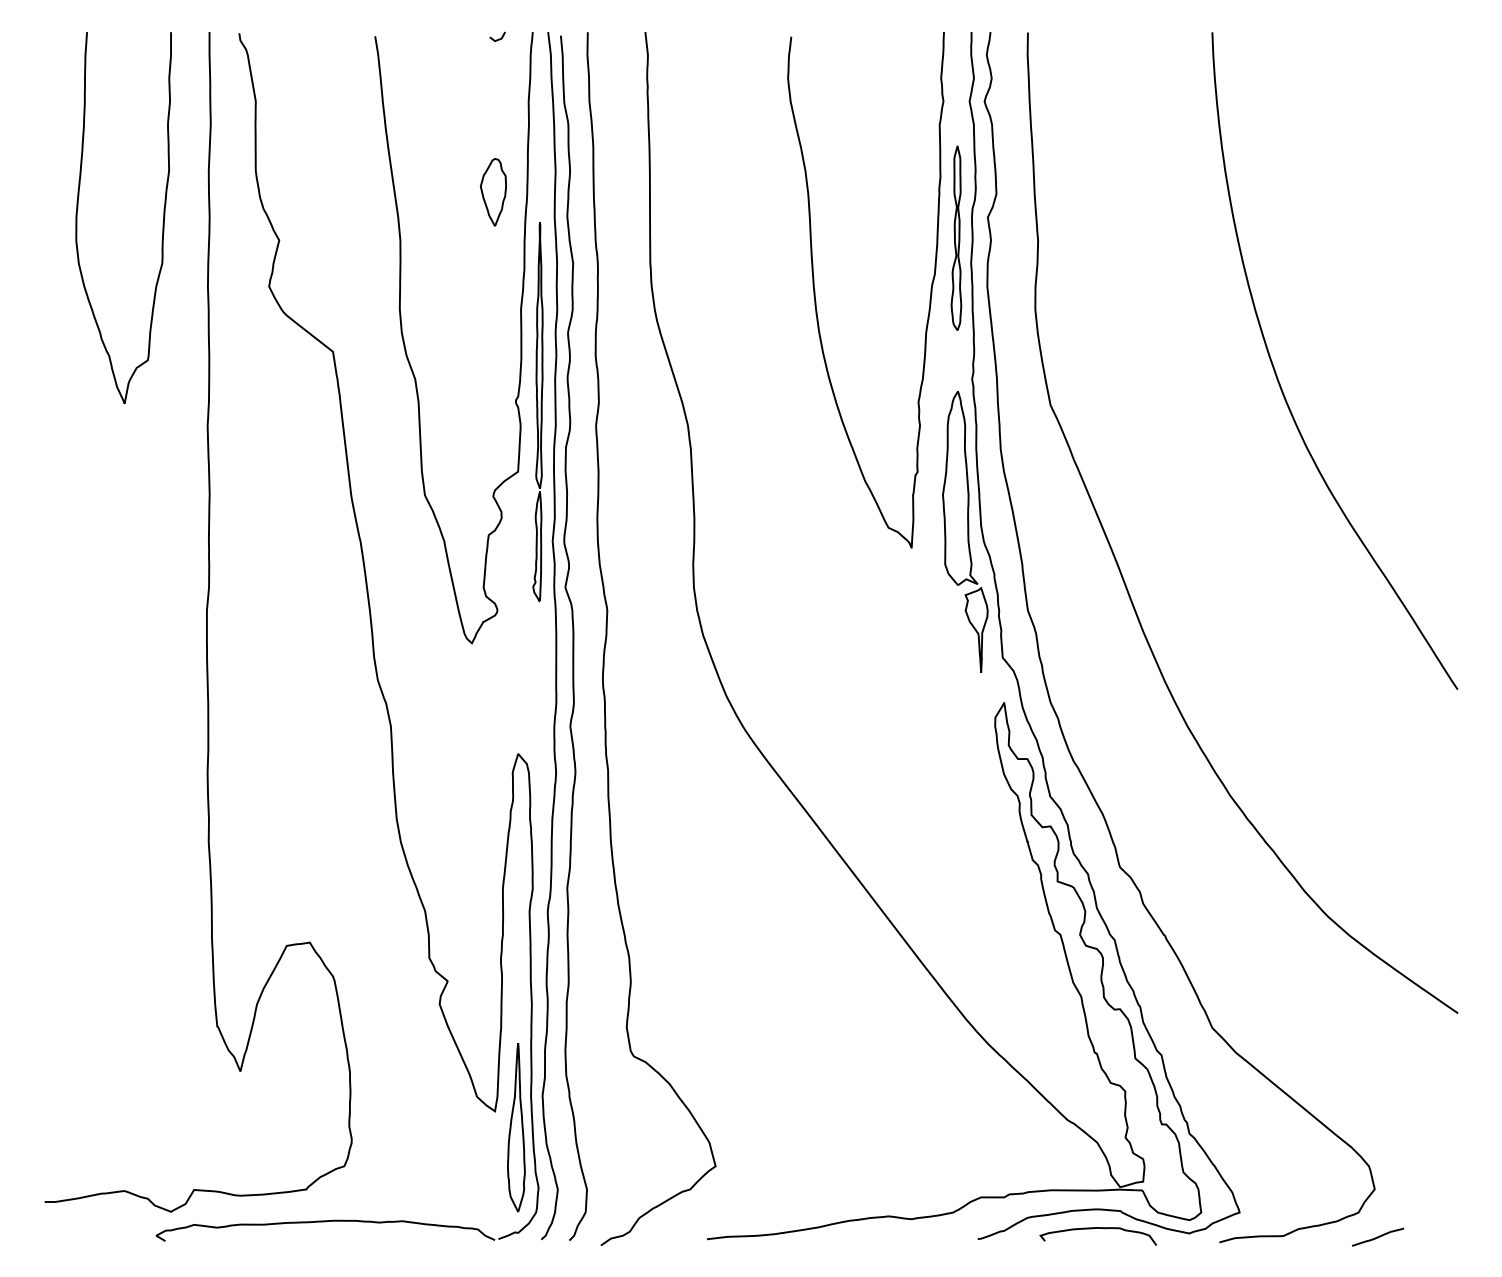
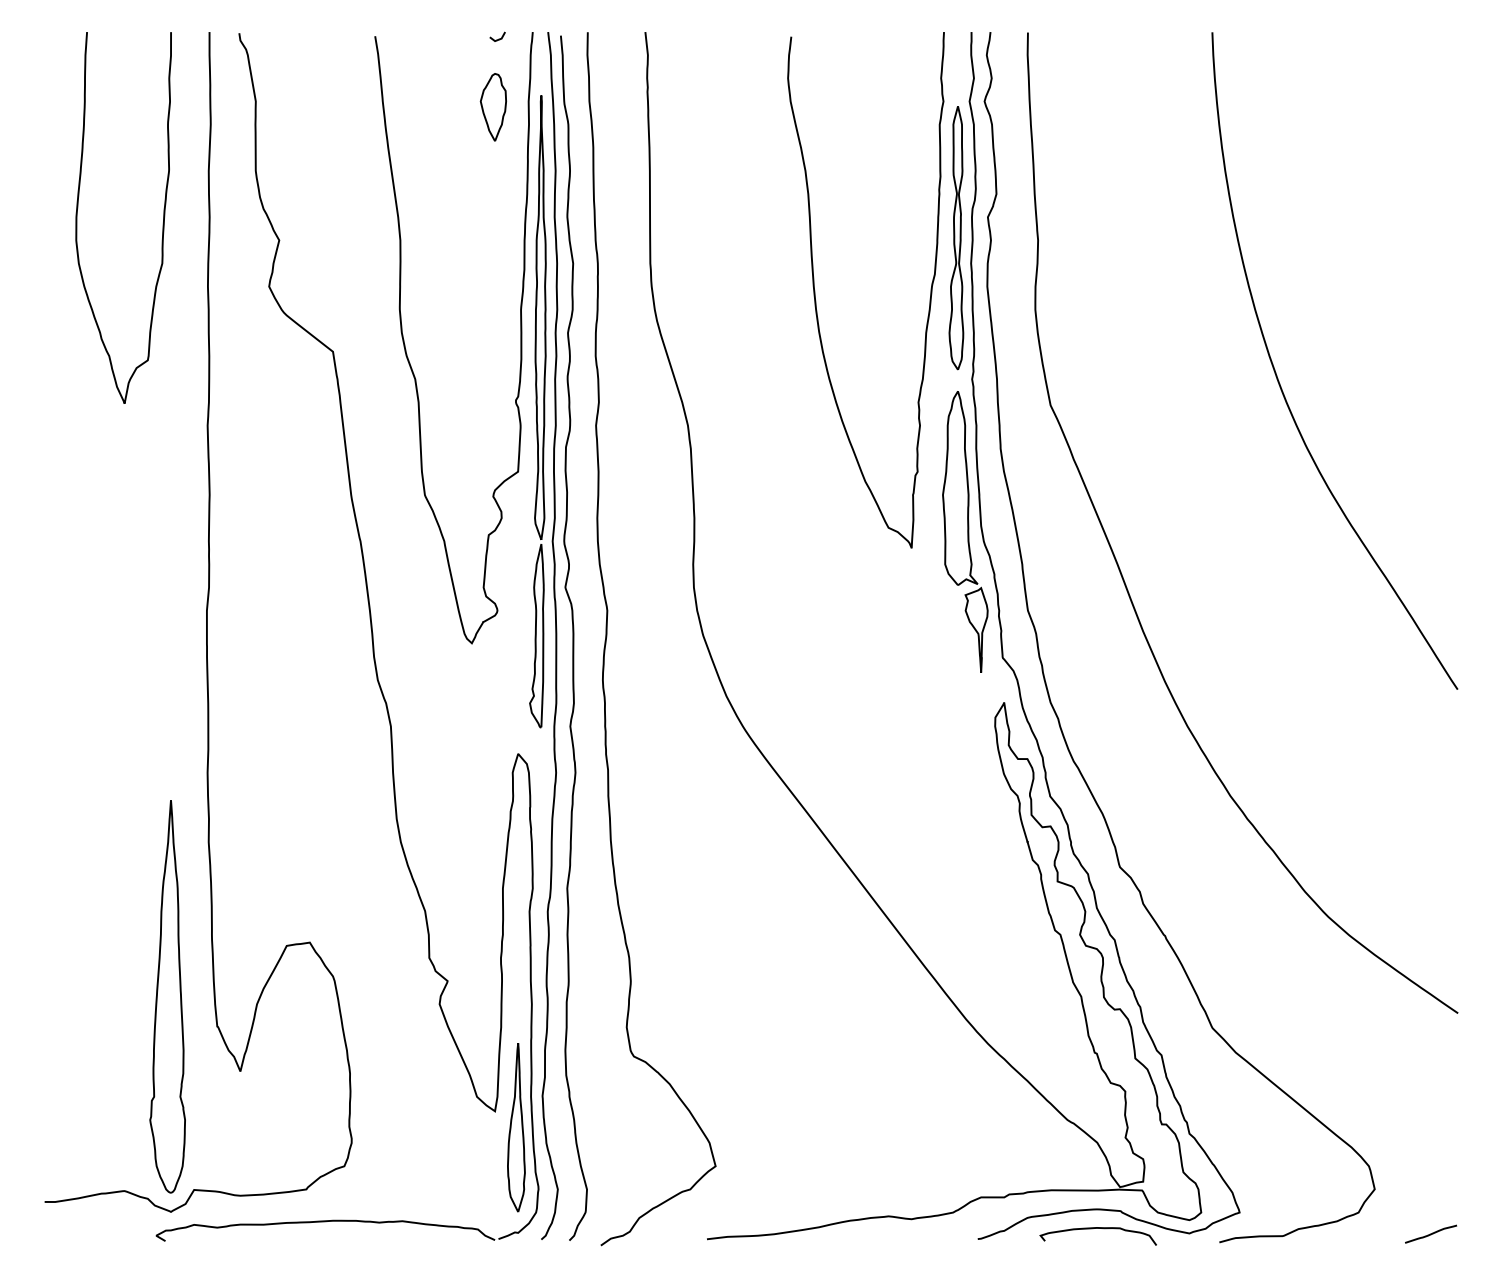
part position: (492, 192) -> (492, 107) (492, 107)
part size: 13x186 px -> 17x265 px (956, 238)
part size: 12x381 px -> 18x634 px (537, 411)
part: none -> present (167, 996)
curve position: (1378, 1236) -> (1431, 1233) (1431, 1233)
